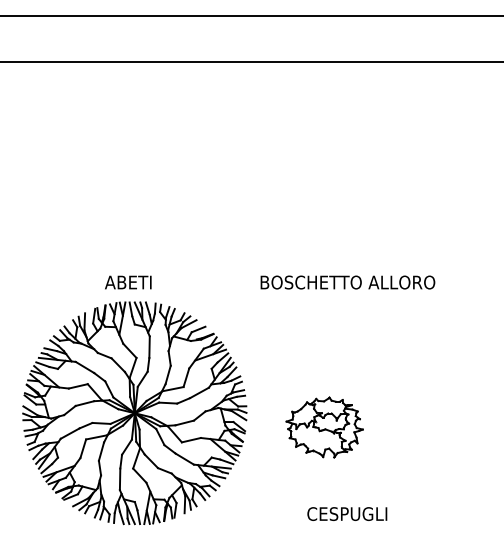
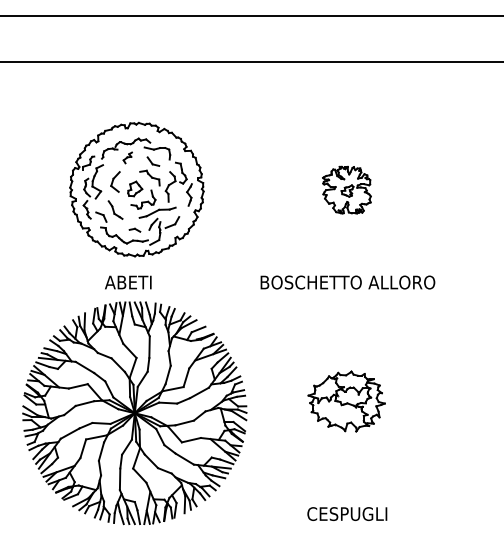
part: none -> present (136, 189)
part: none -> present (346, 189)
part position: (324, 427) -> (346, 401) (346, 401)
